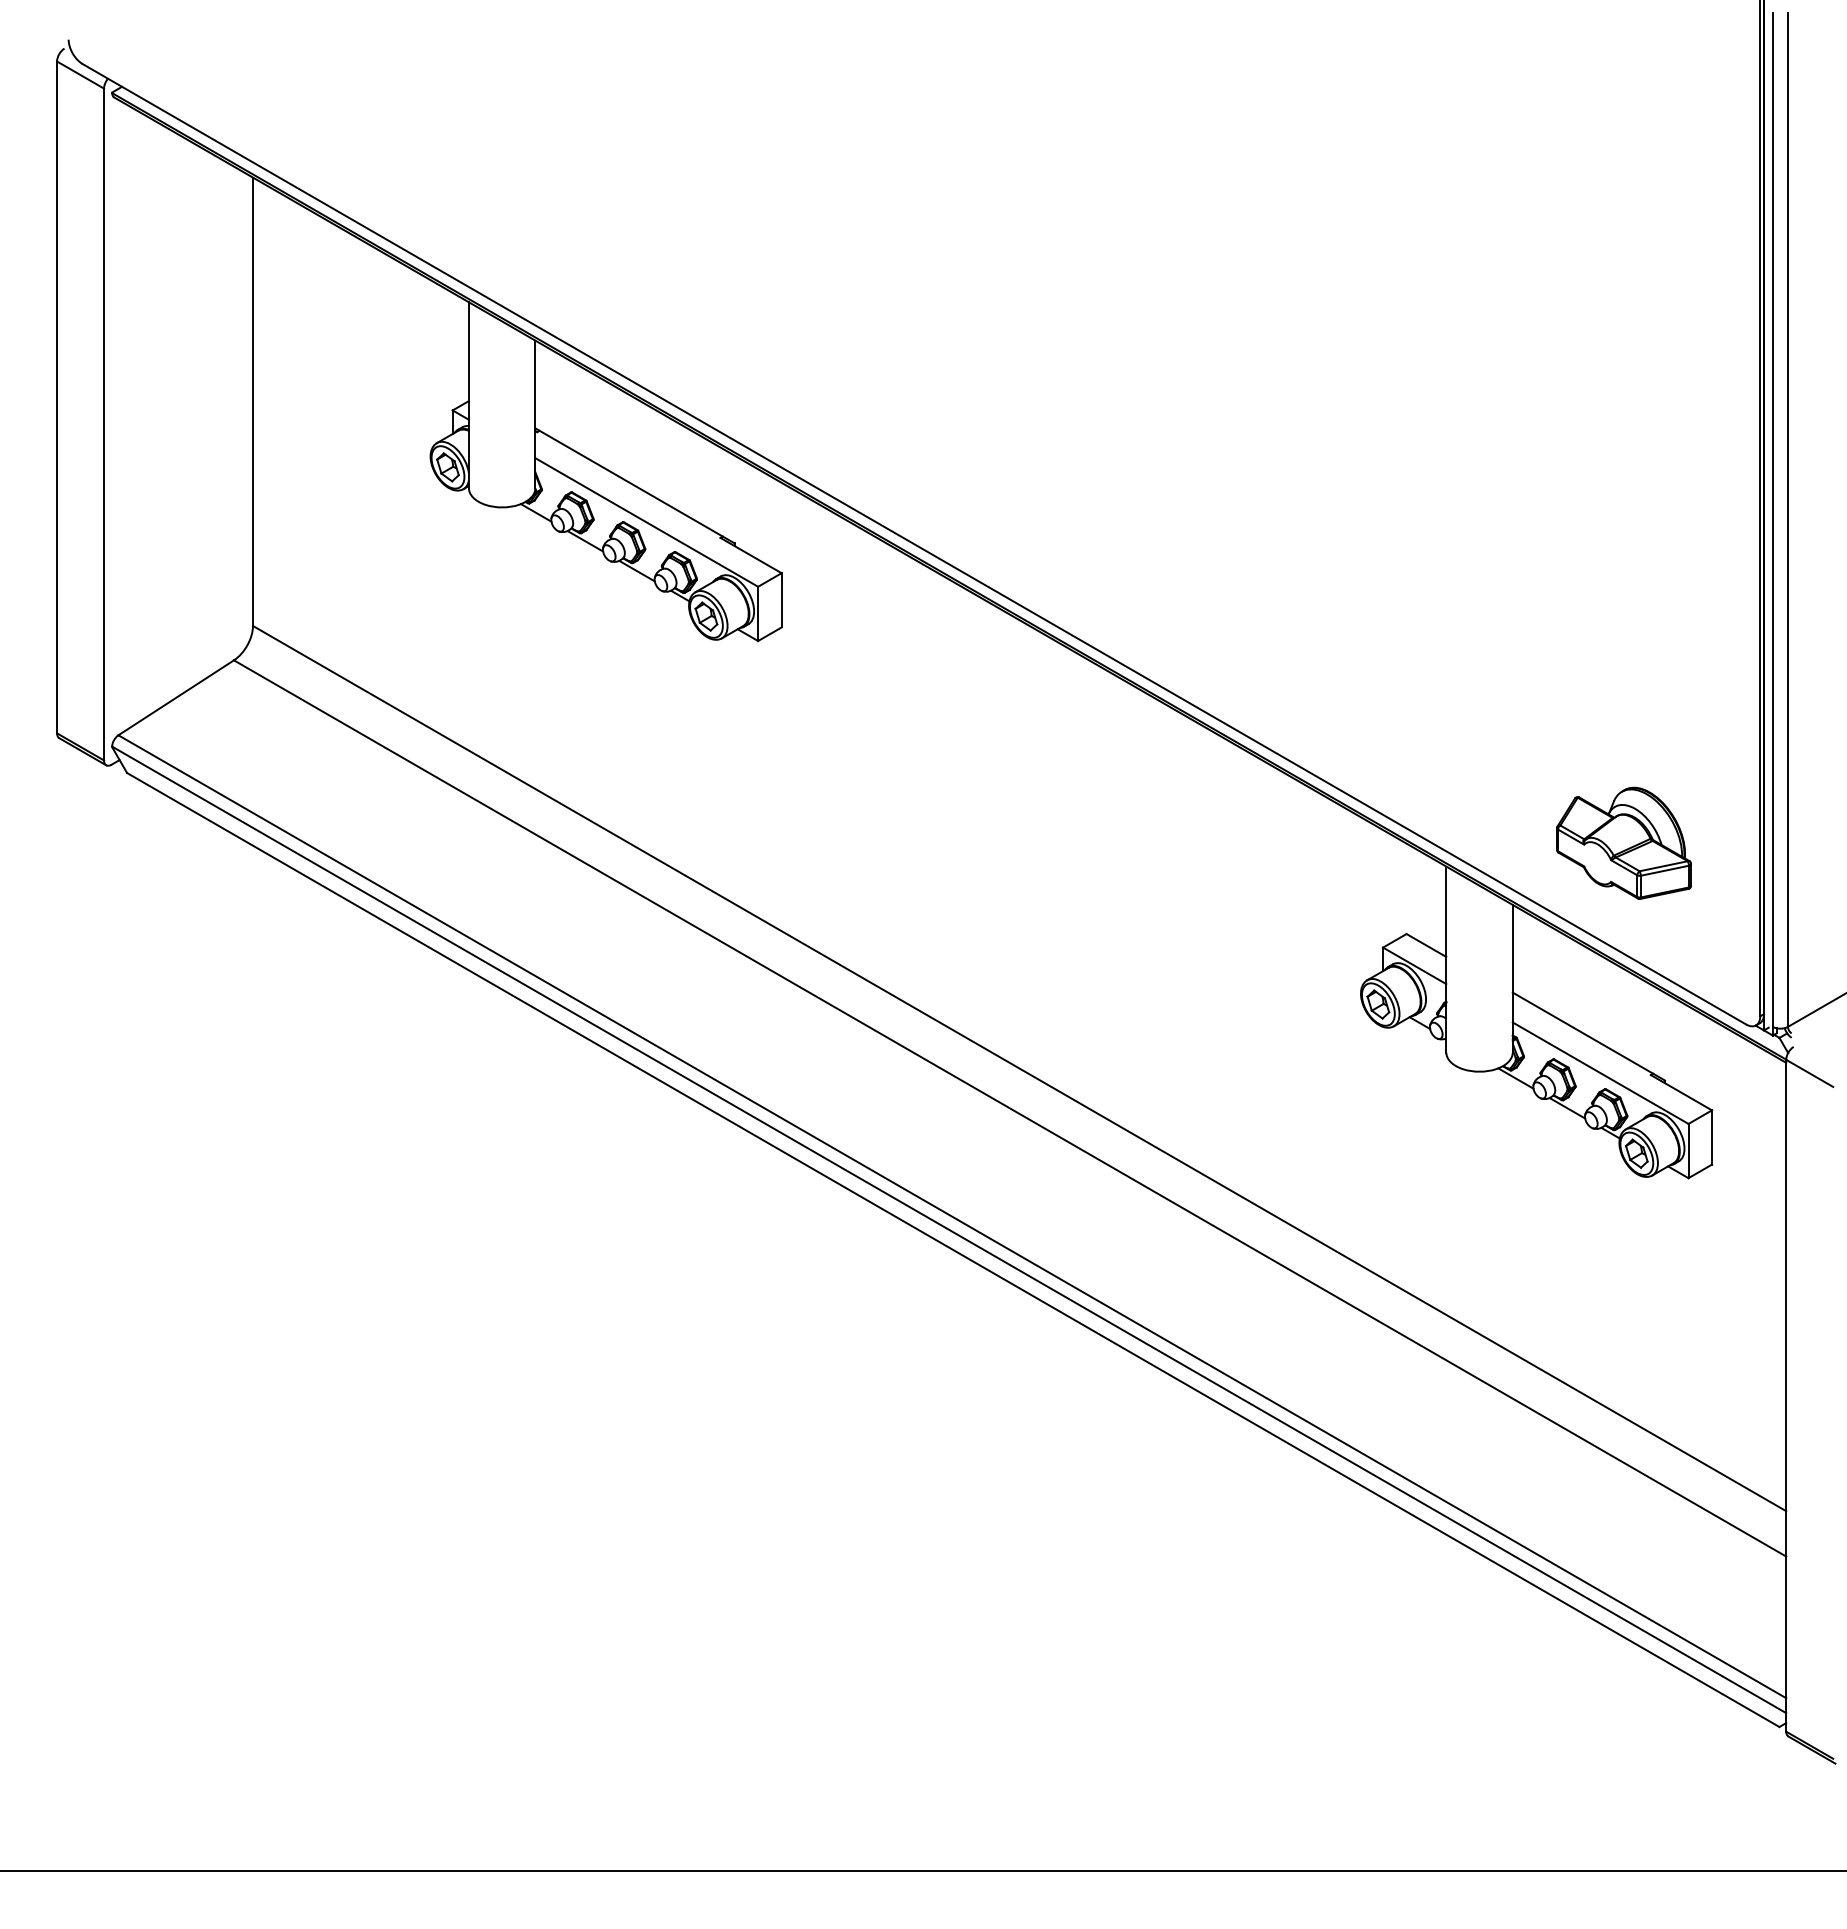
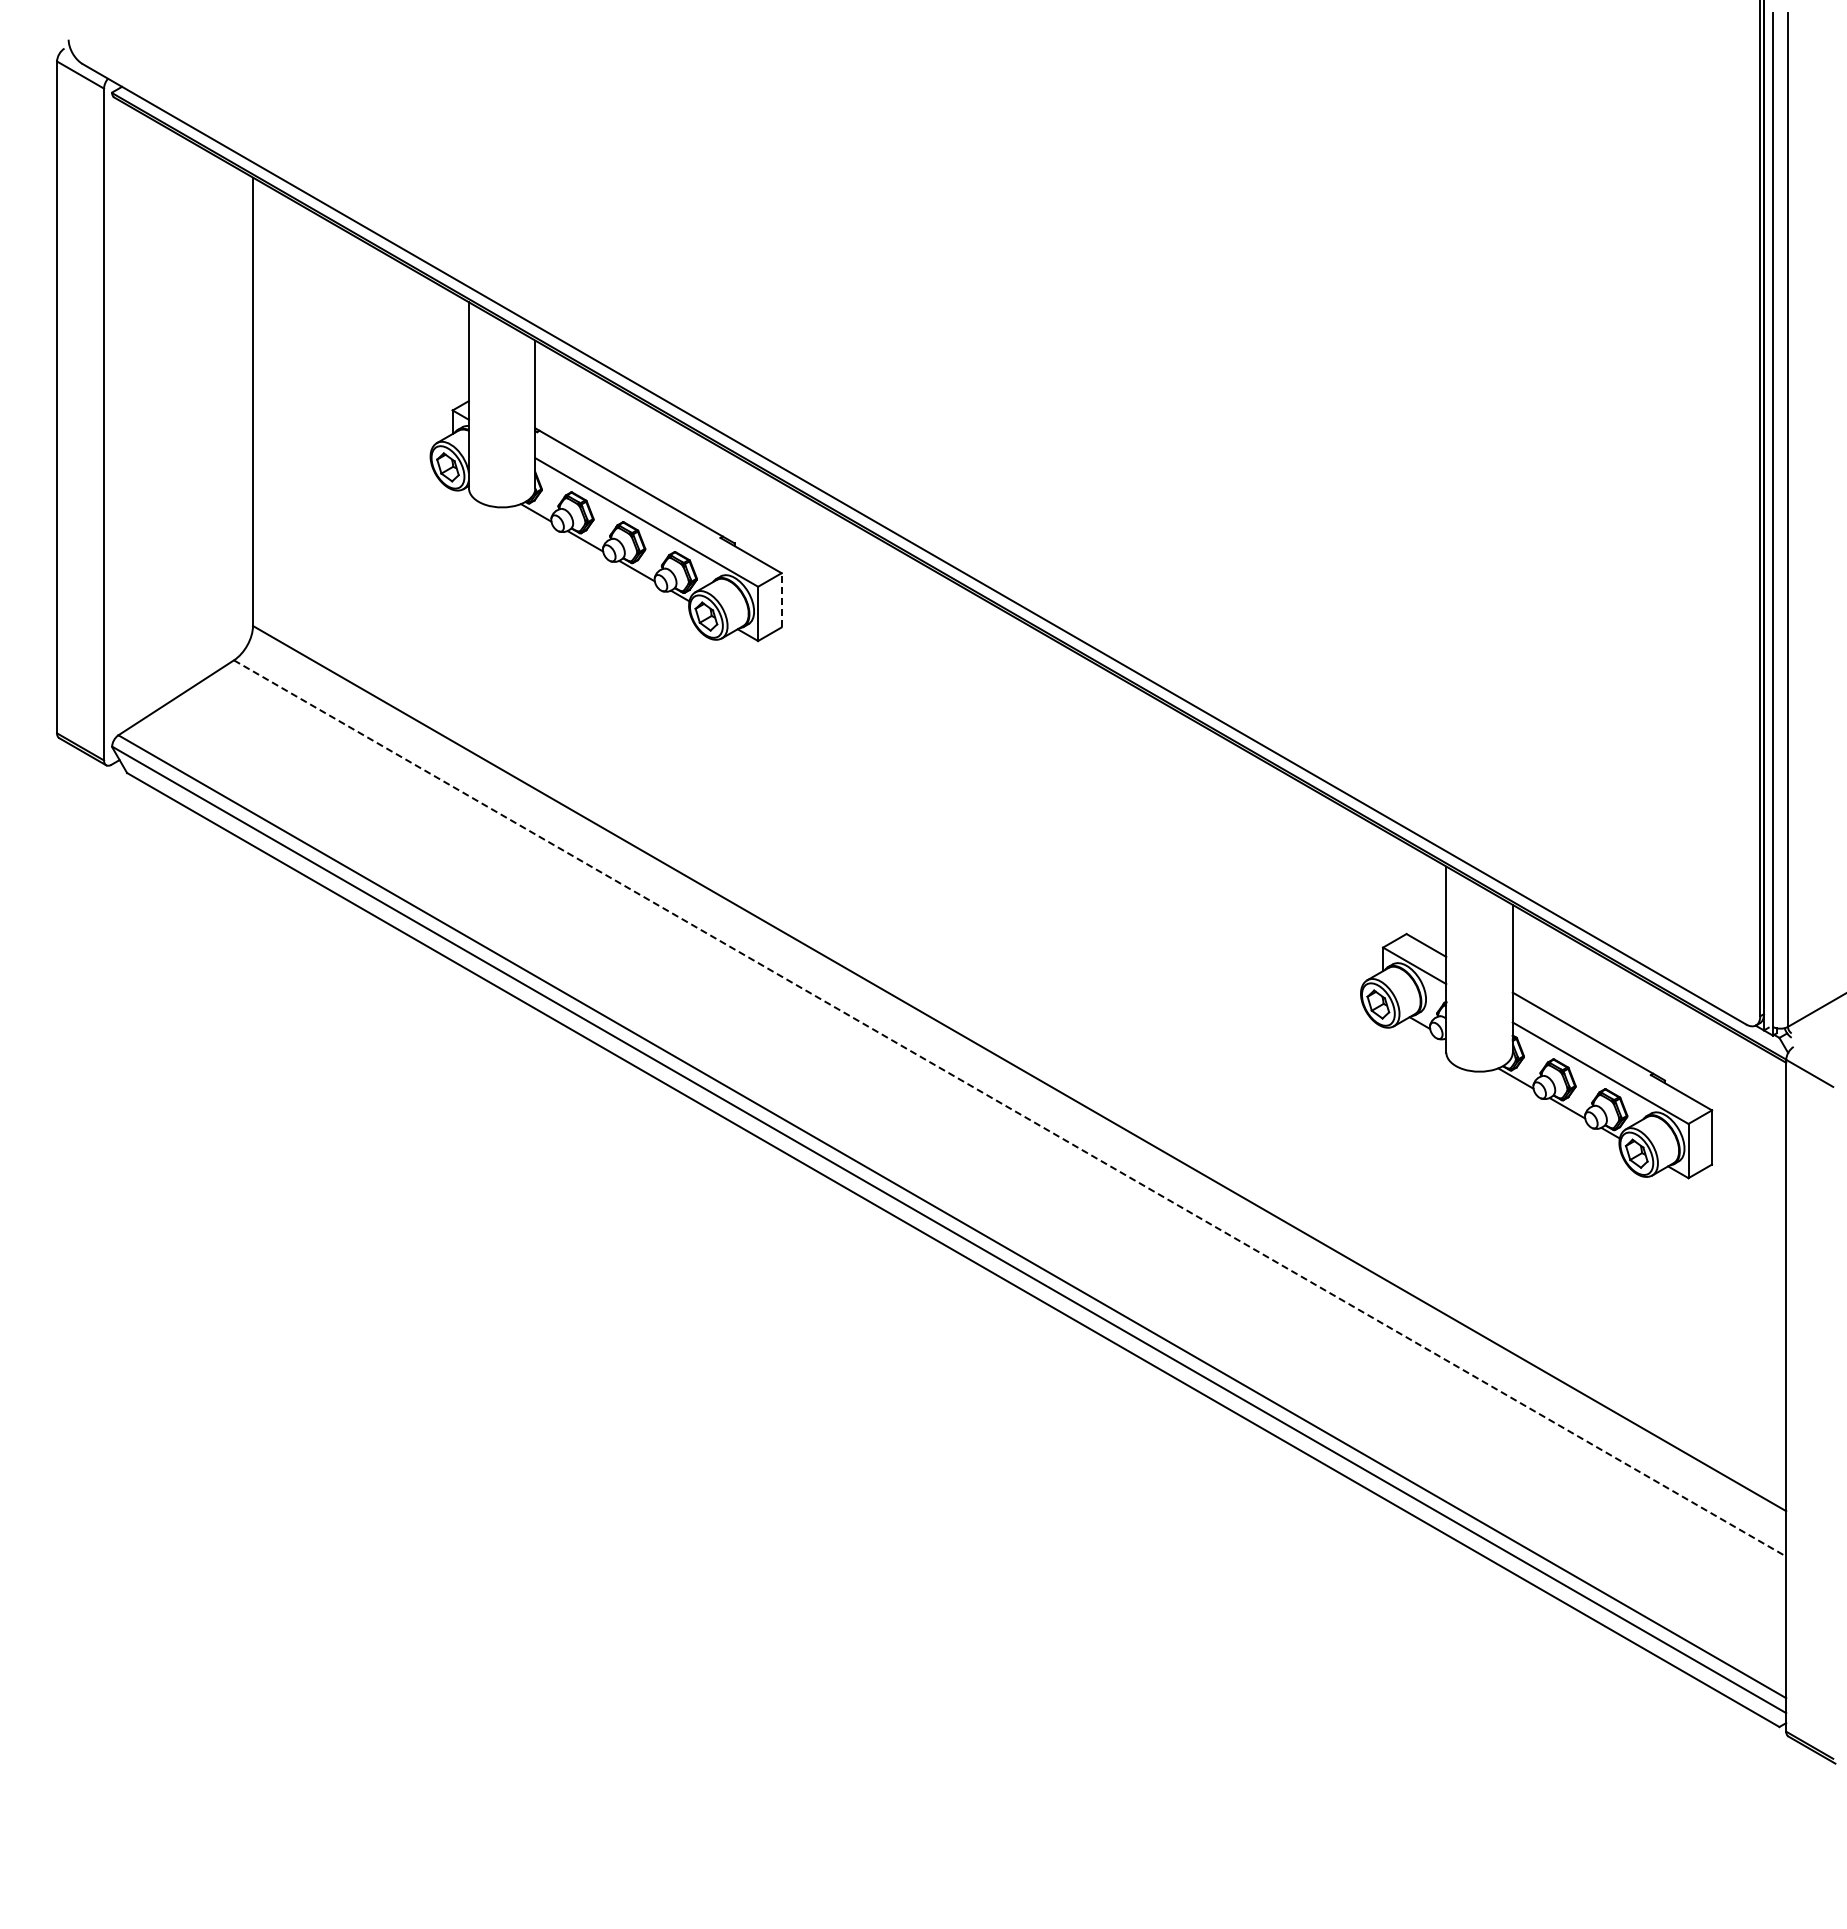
line: solid -> dashed (781, 599)
part: present -> none (1623, 842)
line: solid -> dashed (1010, 1108)
line: present -> none (922, 1871)
